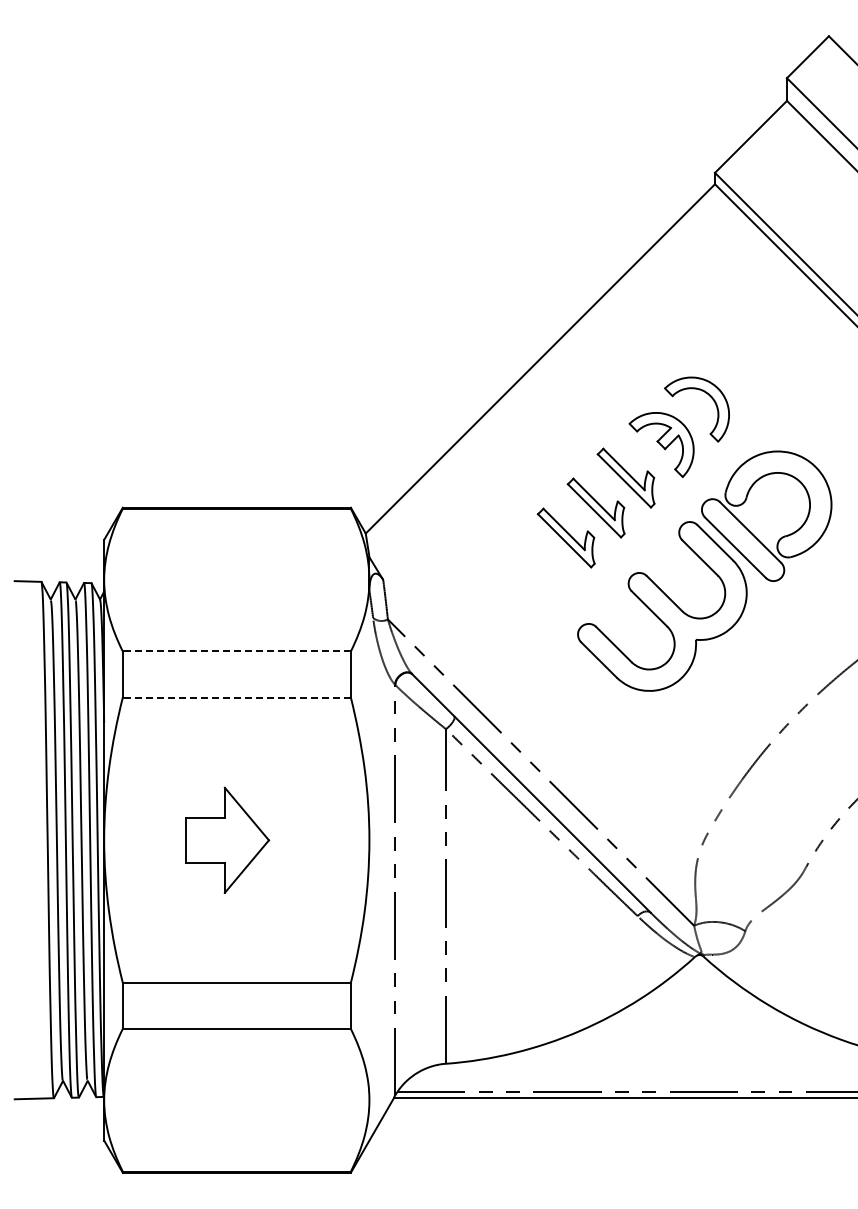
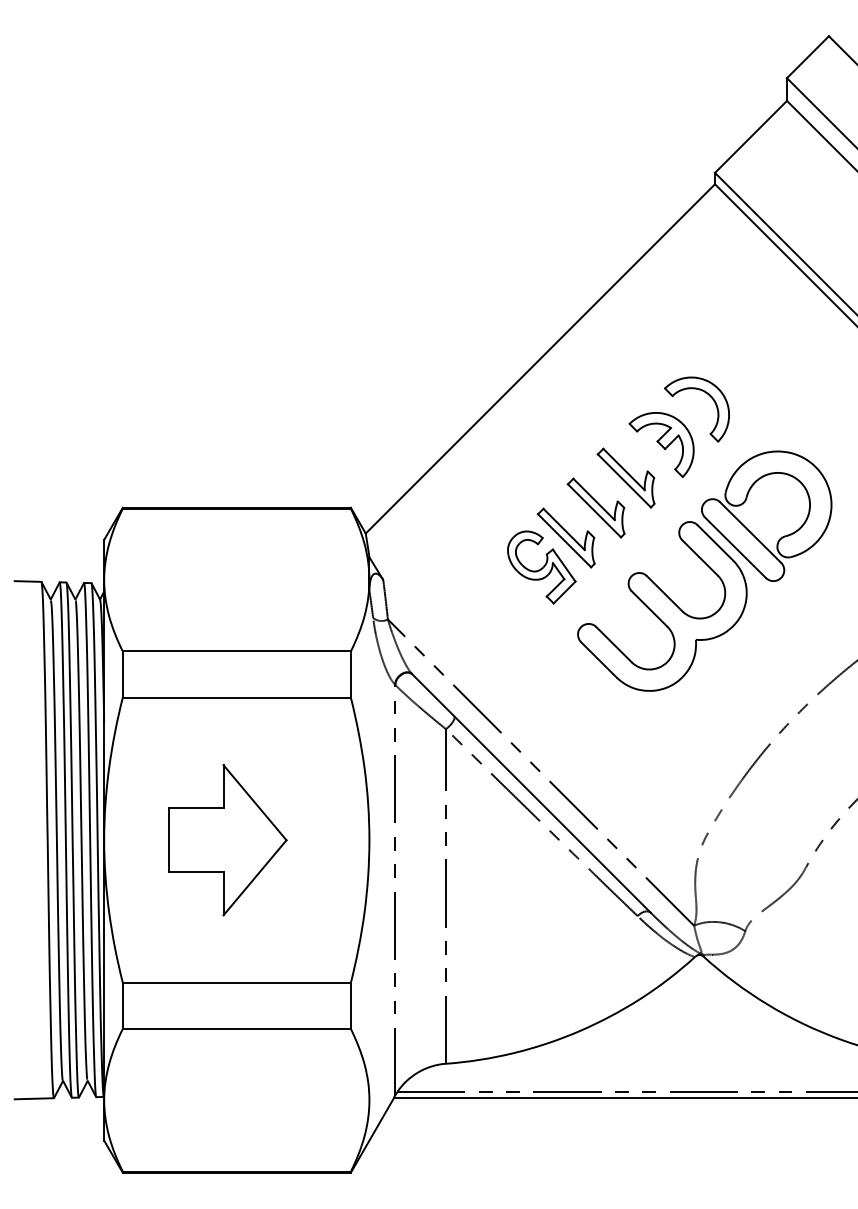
part: none -> present (541, 567)
line: dashed -> solid (236, 651)
line: dashed -> solid (236, 697)
part size: 86x108 px -> 120x153 px (227, 840)
